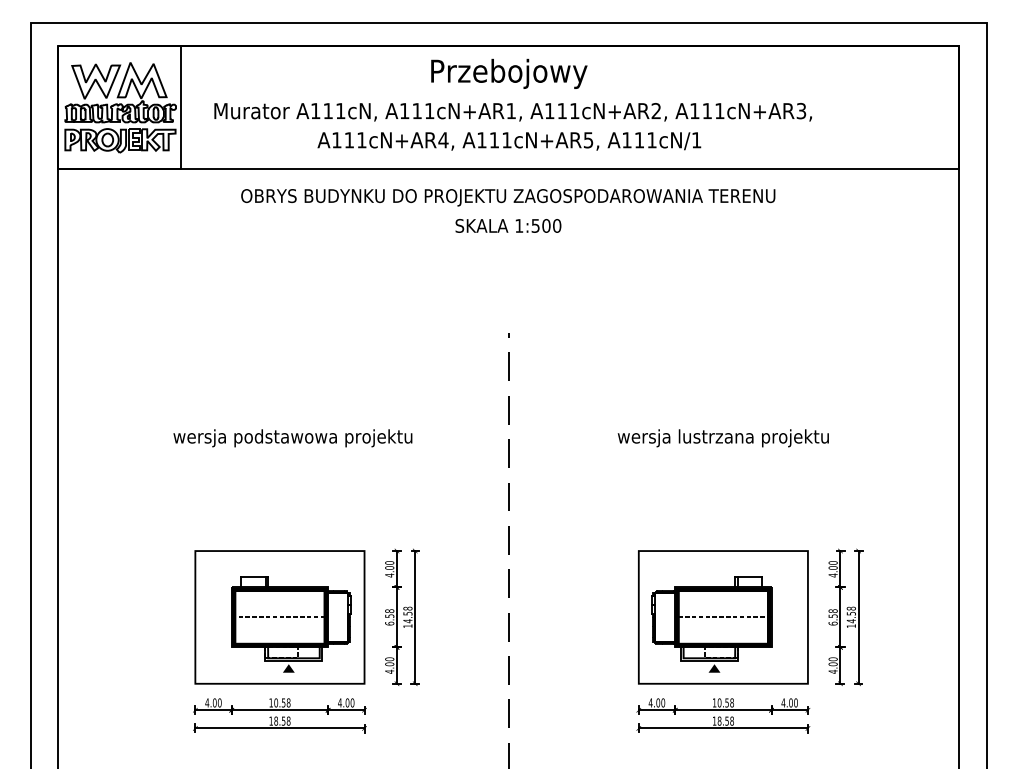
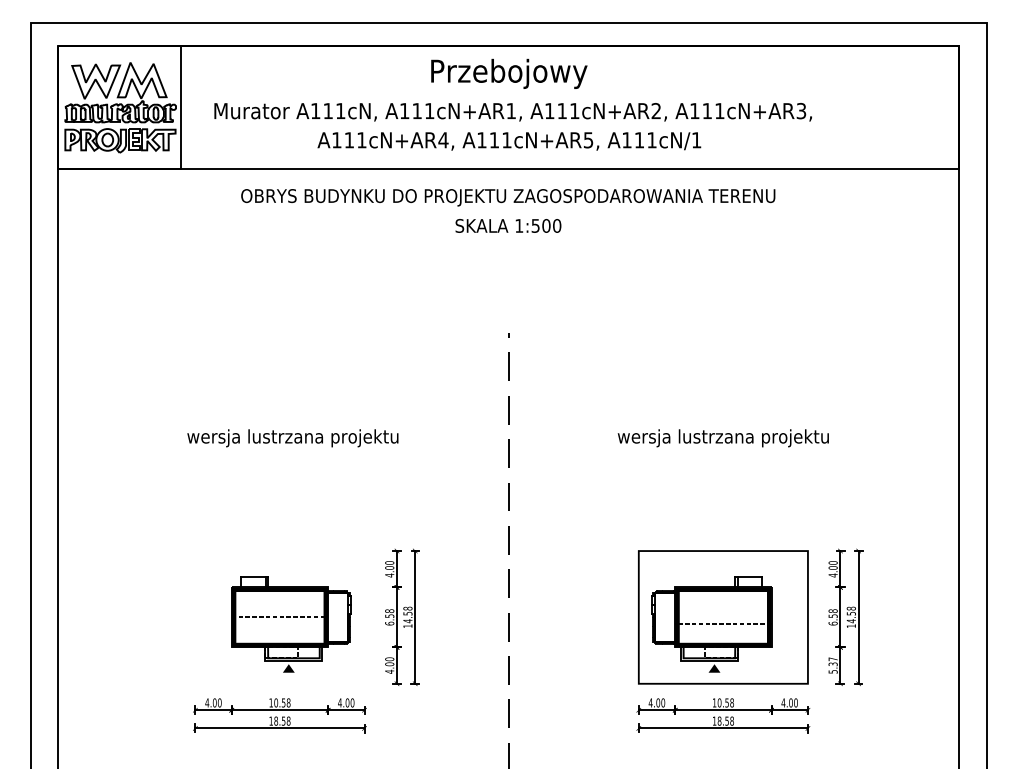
text: wersja podstawowa projektu -> wersja lustrzana projektu (292, 438)
part: present -> none (279, 617)
line position: (723, 617) -> (723, 624) (723, 624)
text: 4.00 -> 5.37 (832, 665)
